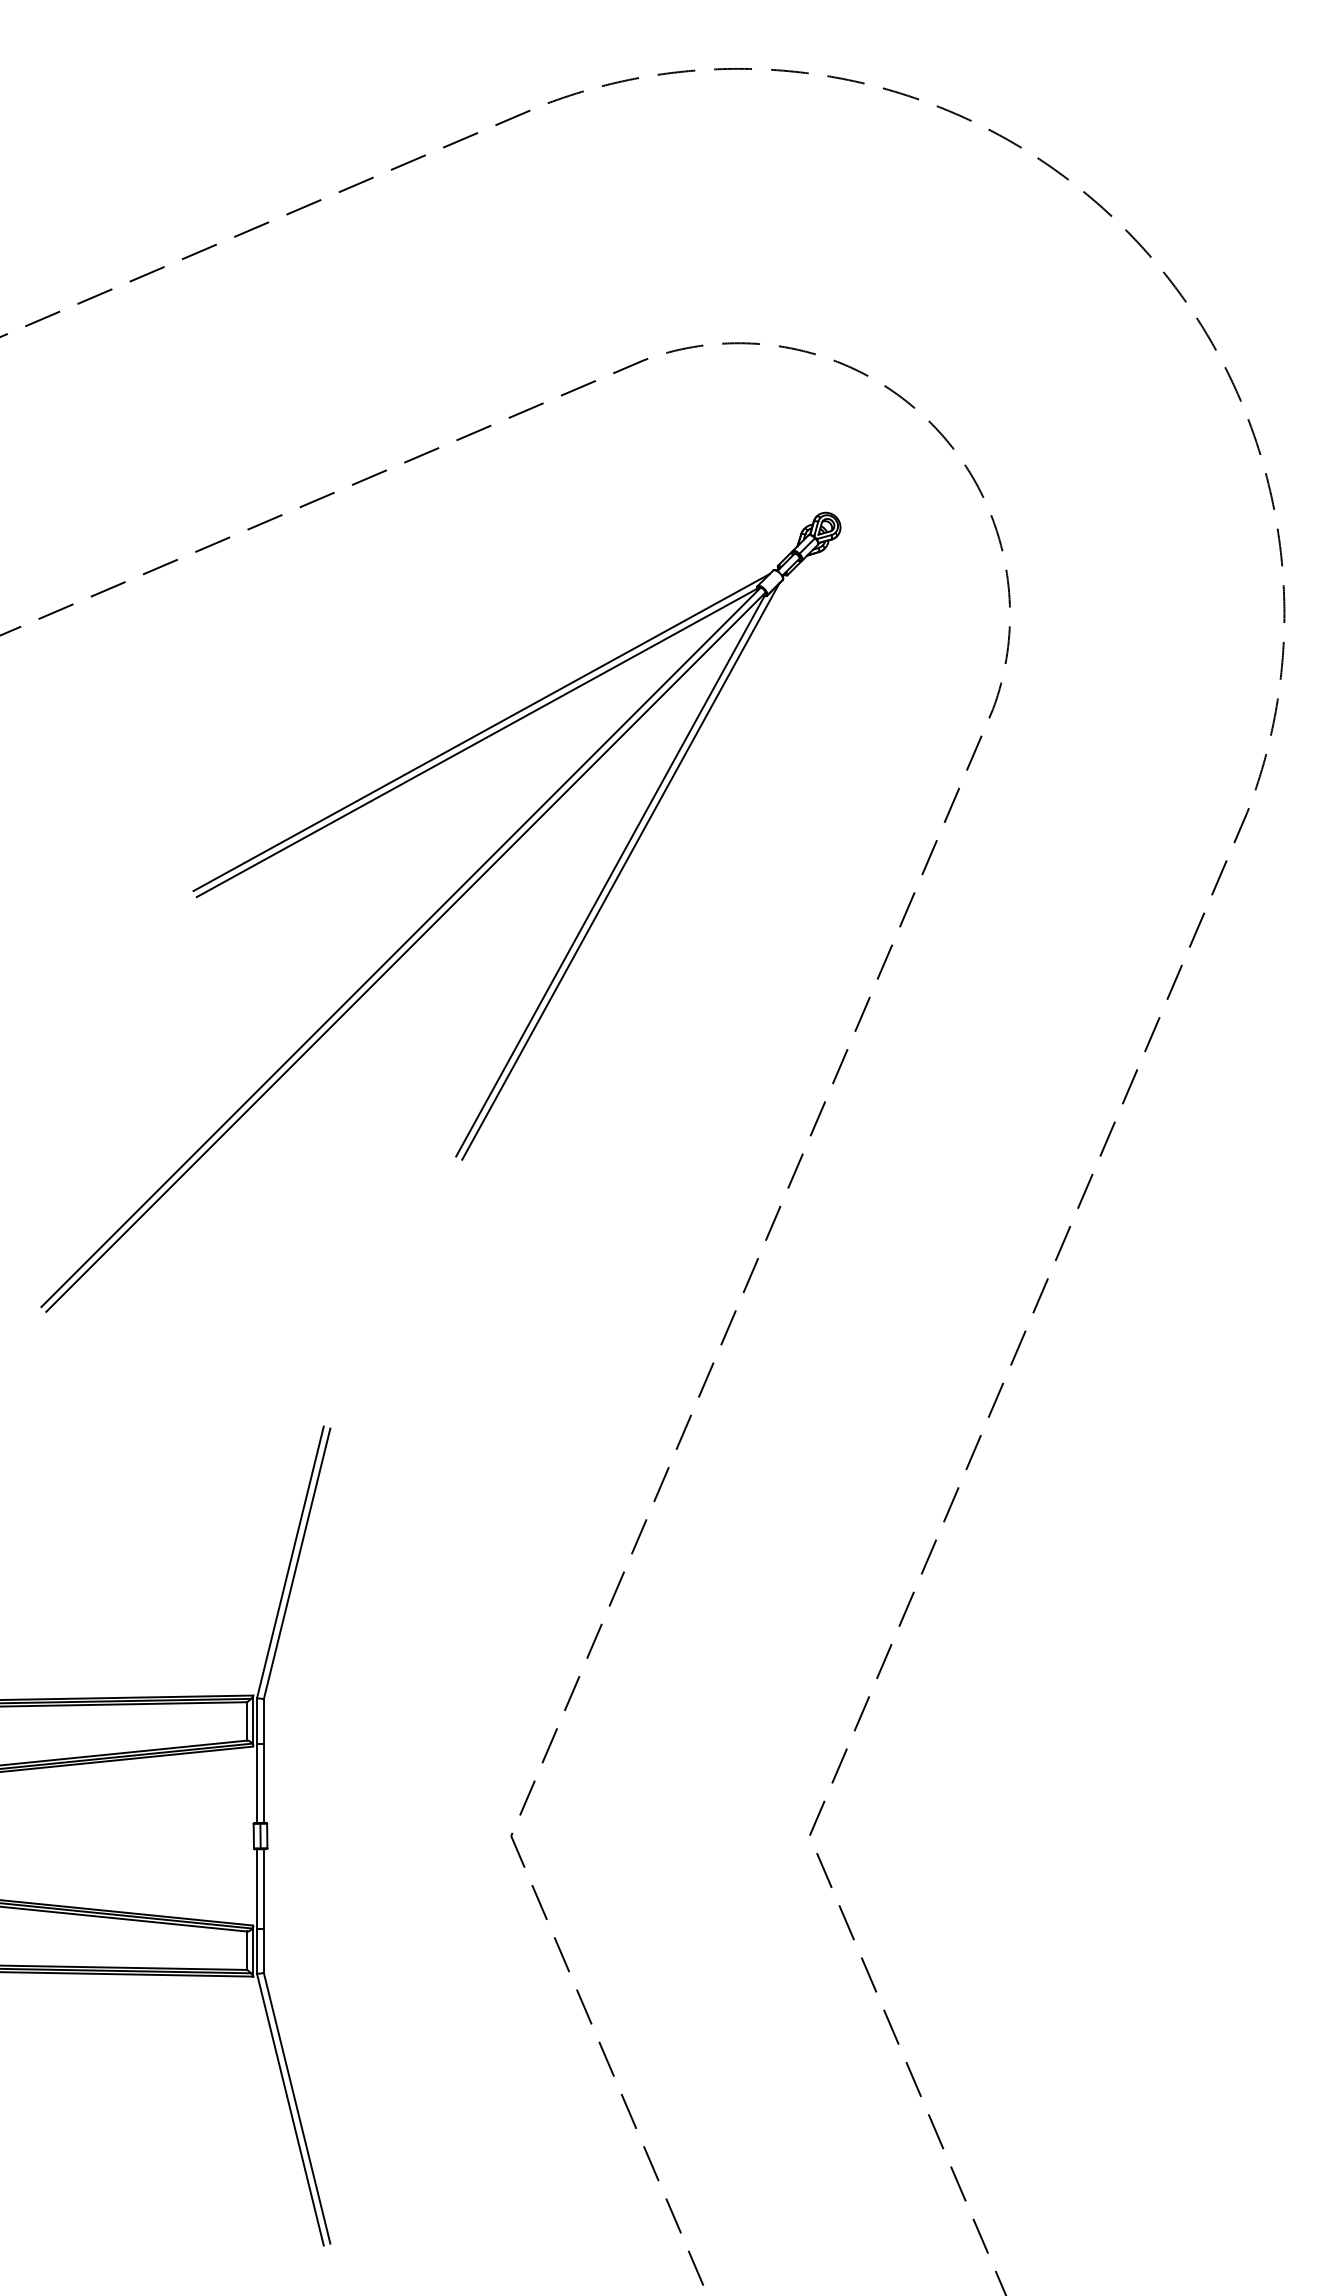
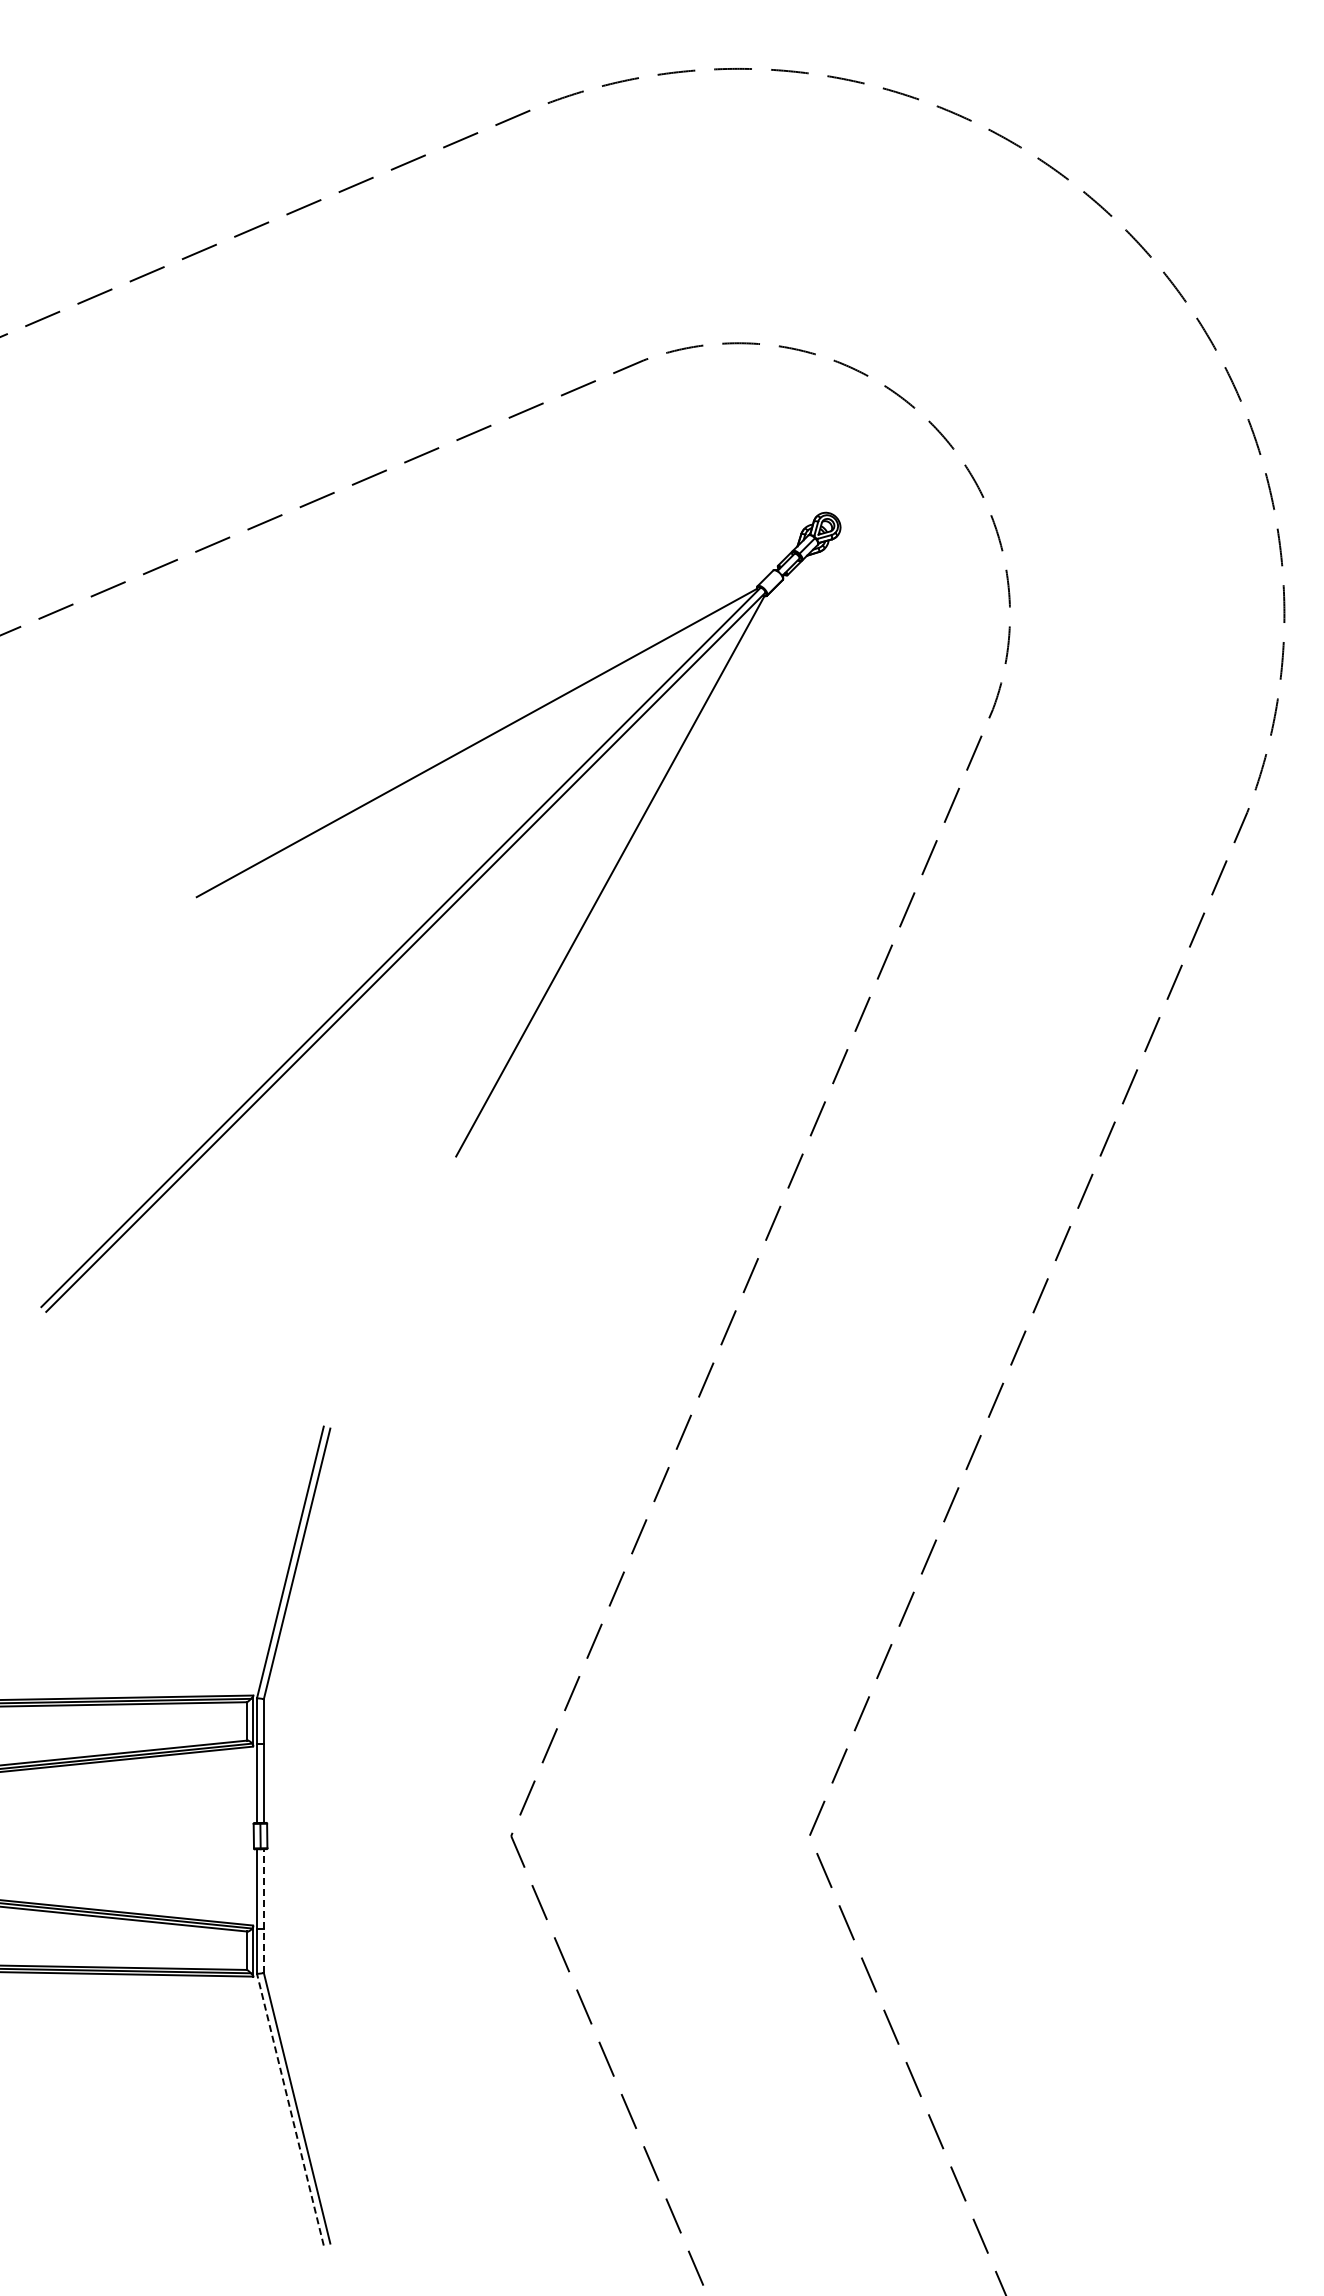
line: present -> none (481, 732)
line: present -> none (620, 871)
line: solid -> dashed (263, 1911)
line: solid -> dashed (290, 2109)
